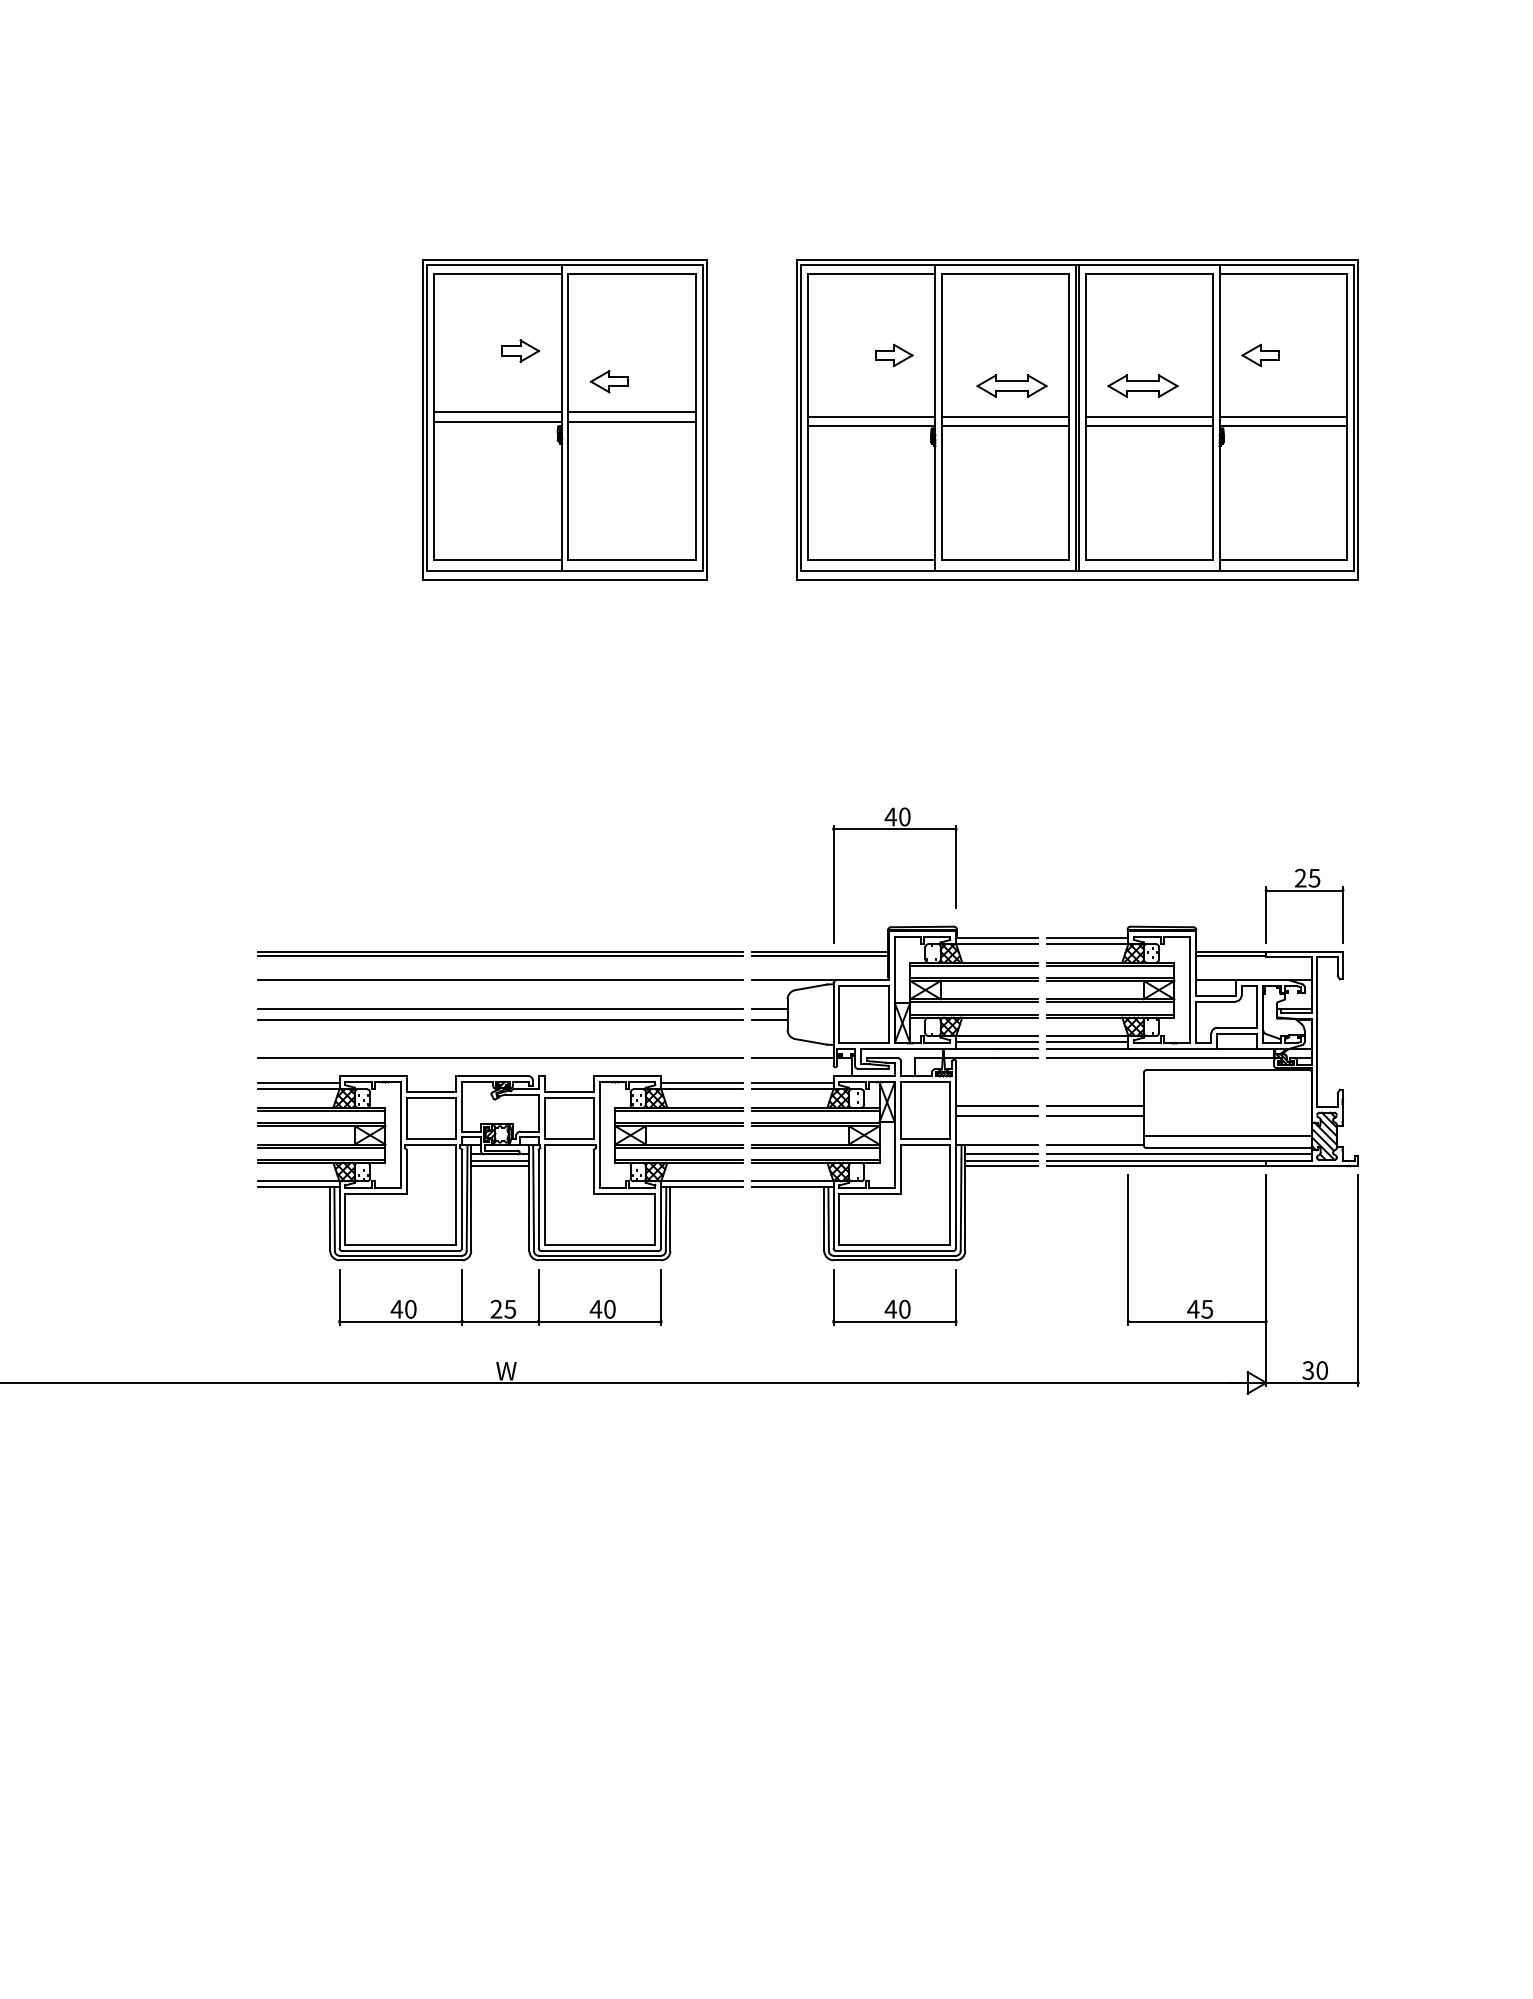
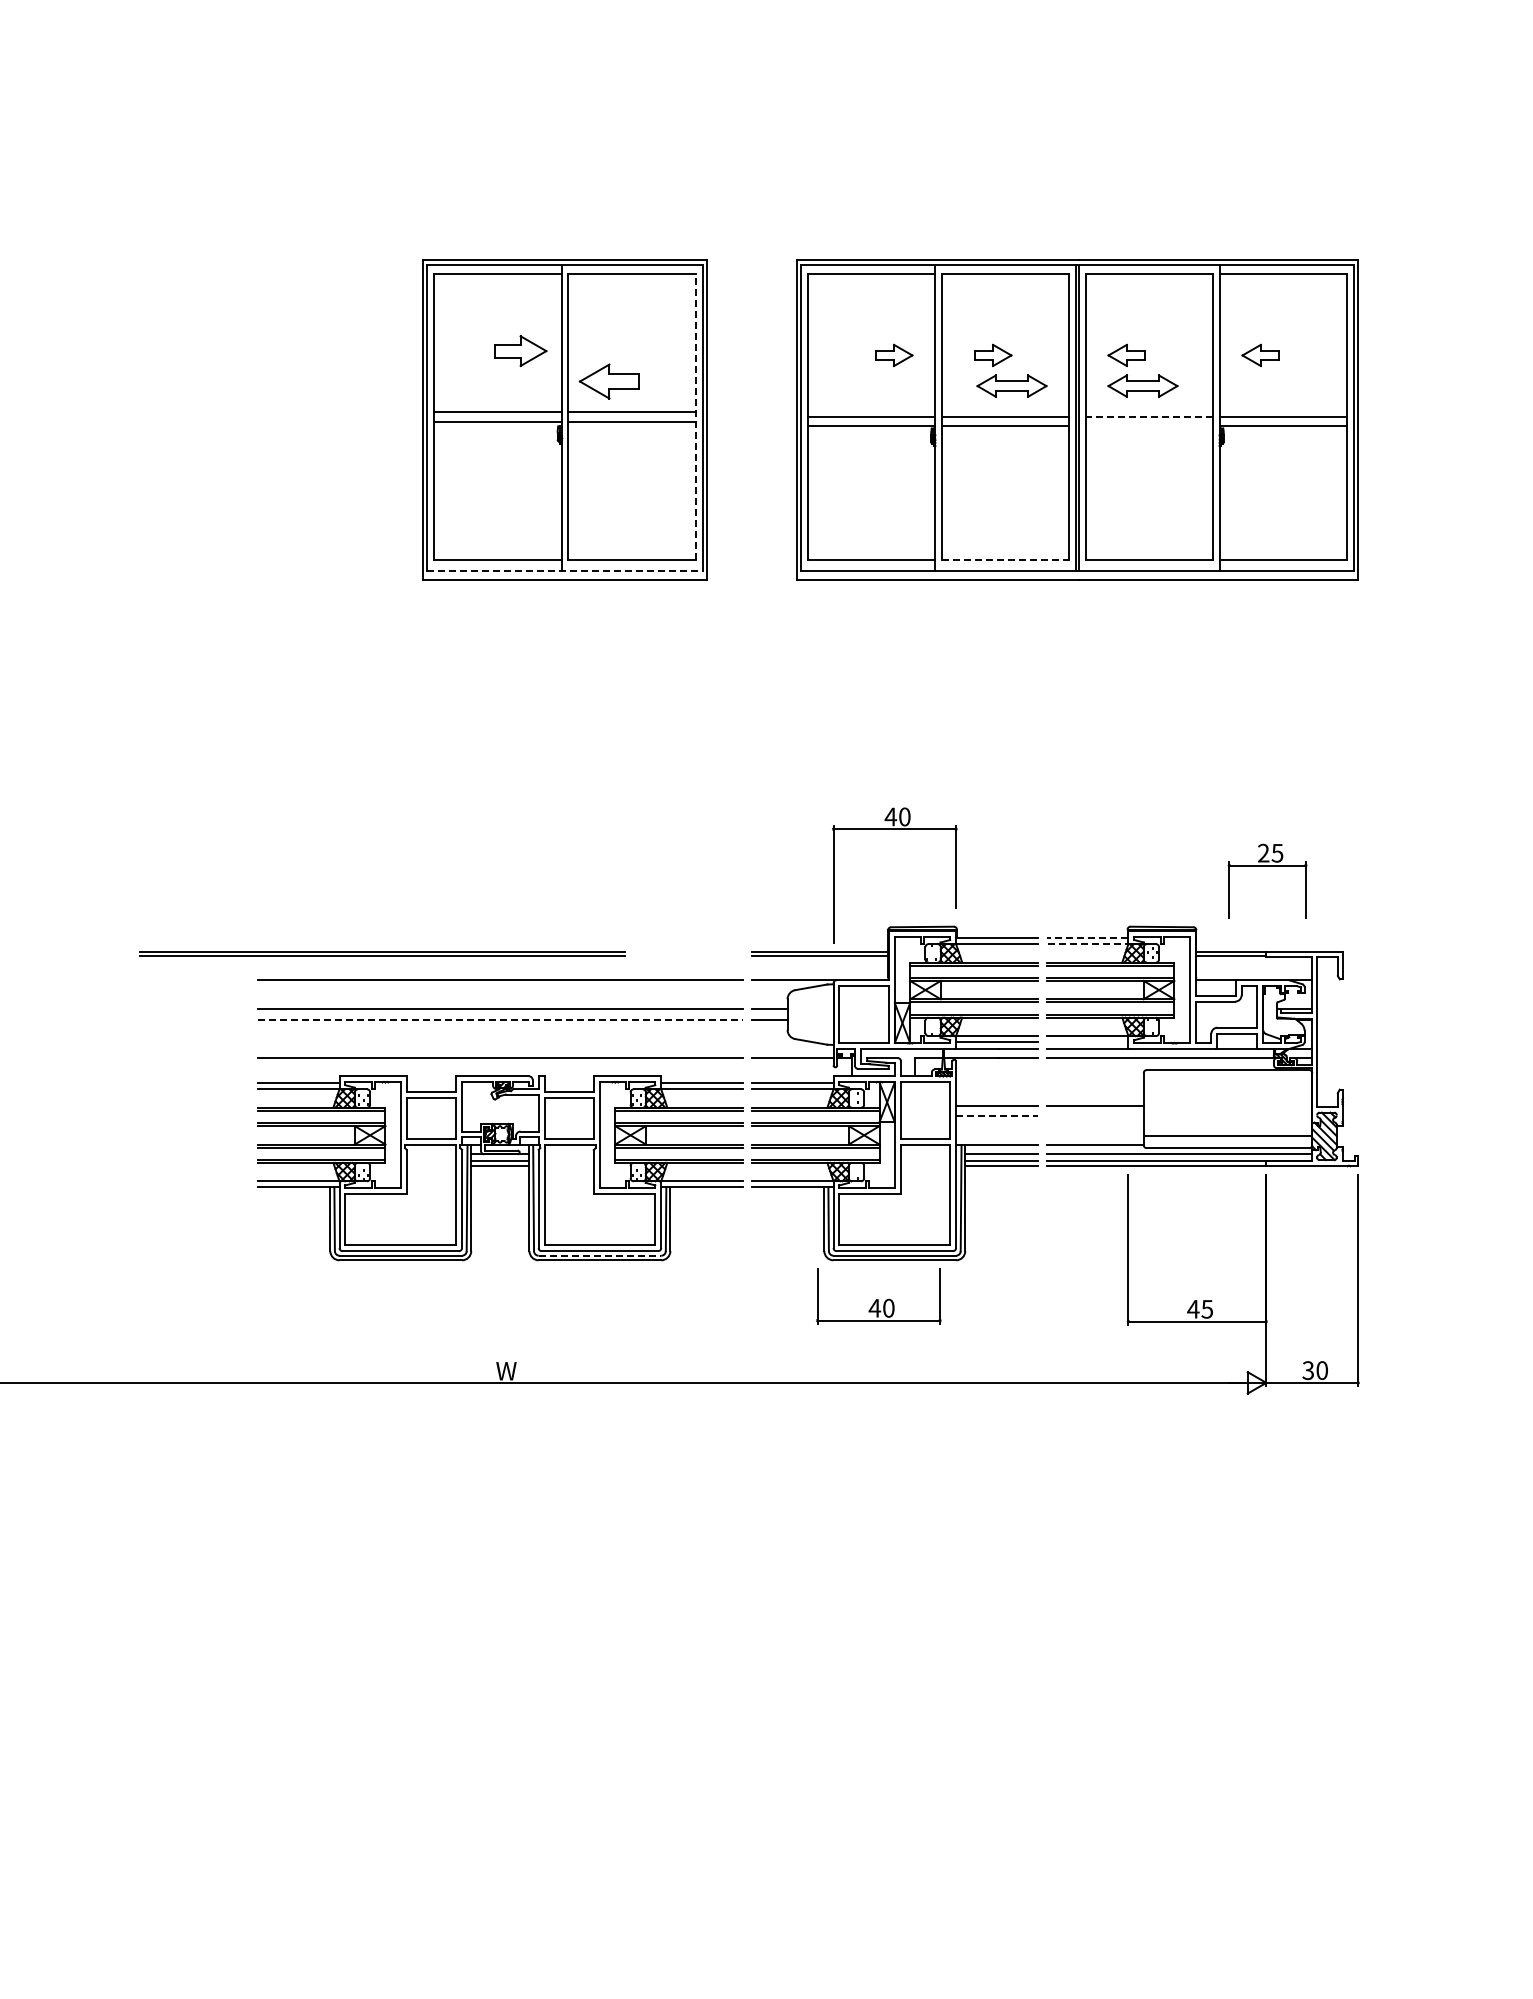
part size: 39x24 px -> 54x32 px (520, 350)
part: none -> present (993, 355)
part: none -> present (1126, 355)
part size: 39x24 px -> 62x37 px (608, 381)
line: solid -> dashed (695, 416)
line: solid -> dashed (1149, 416)
line: present -> none (1149, 425)
line: solid -> dashed (1005, 560)
line: solid -> dashed (565, 571)
part position: (1304, 891) -> (1267, 866) (1267, 866)
line: solid -> dashed (1087, 938)
line: solid -> dashed (1088, 944)
part position: (500, 953) -> (382, 953) (382, 953)
line: solid -> dashed (500, 1019)
line: present -> none (1087, 1042)
line: solid -> dashed (996, 1116)
line: present -> none (1094, 1116)
line: solid -> dashed (600, 1255)
part: present -> none (500, 1297)
part position: (894, 1297) -> (878, 1296) (878, 1296)
